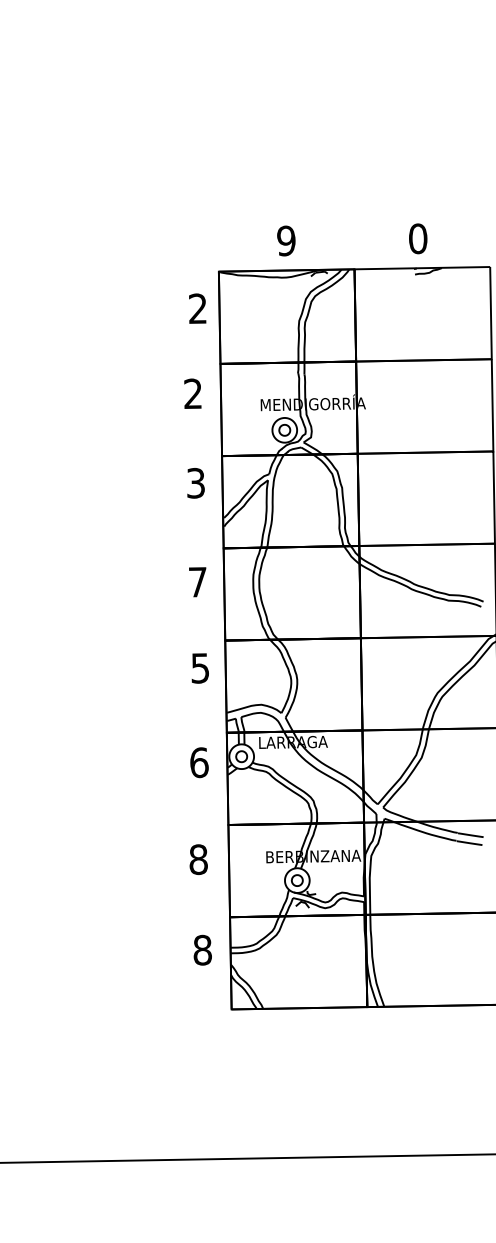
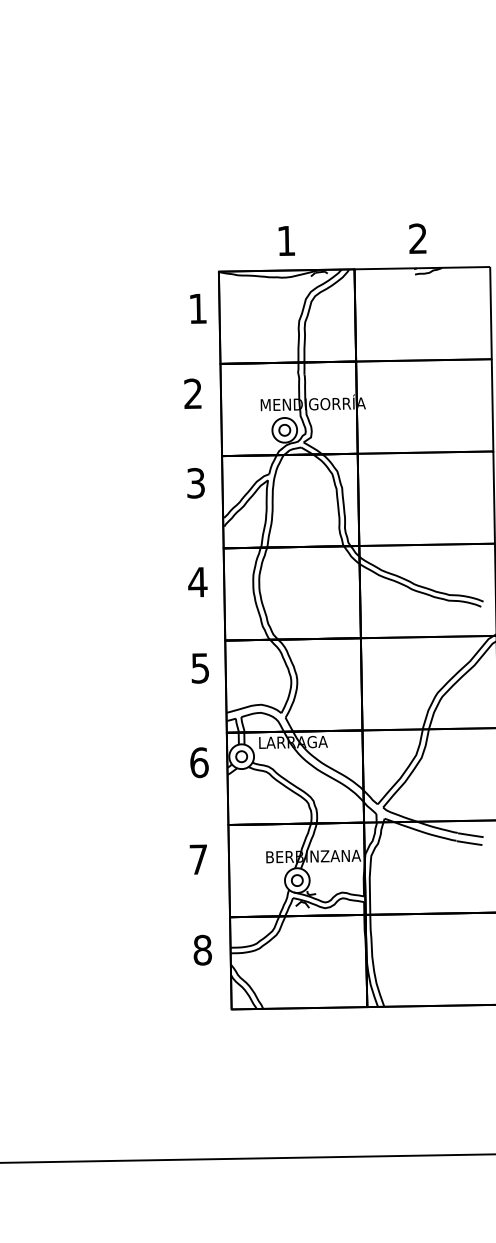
text: 0 -> 2 (418, 238)
text: 9 -> 1 (286, 240)
text: 2 -> 1 (197, 308)
text: 7 -> 4 (197, 582)
text: 8 -> 7 (198, 859)
